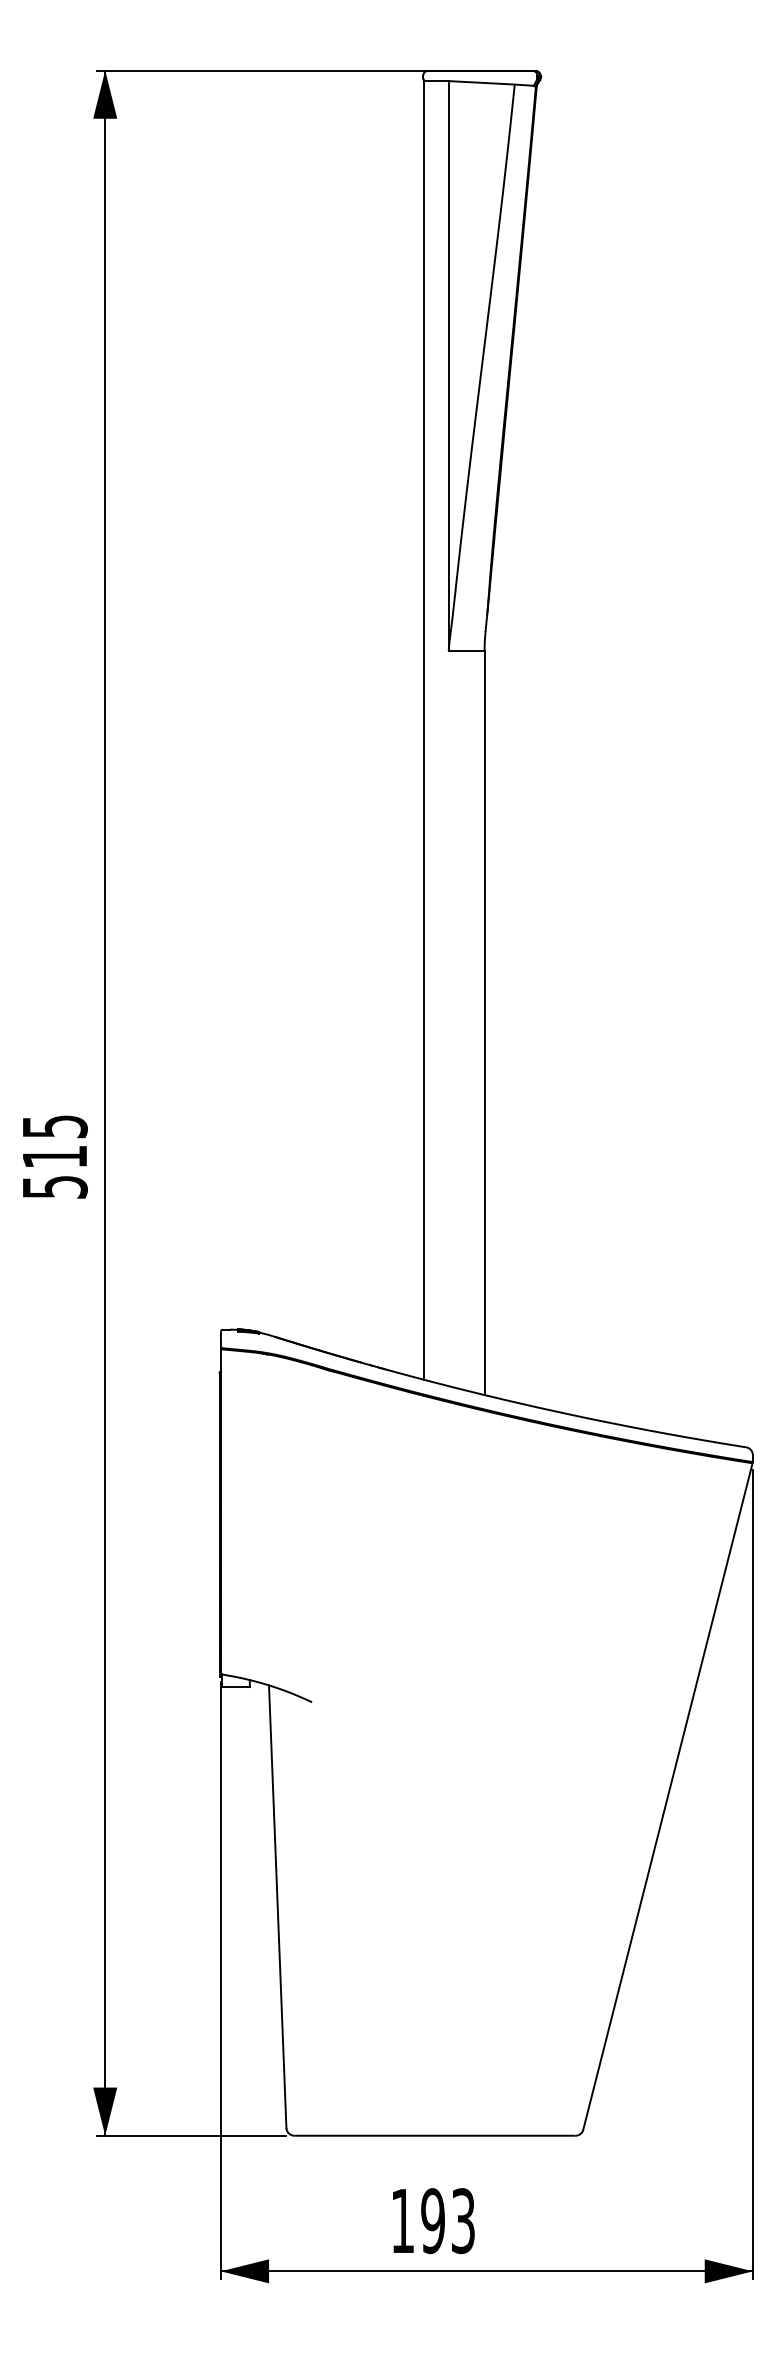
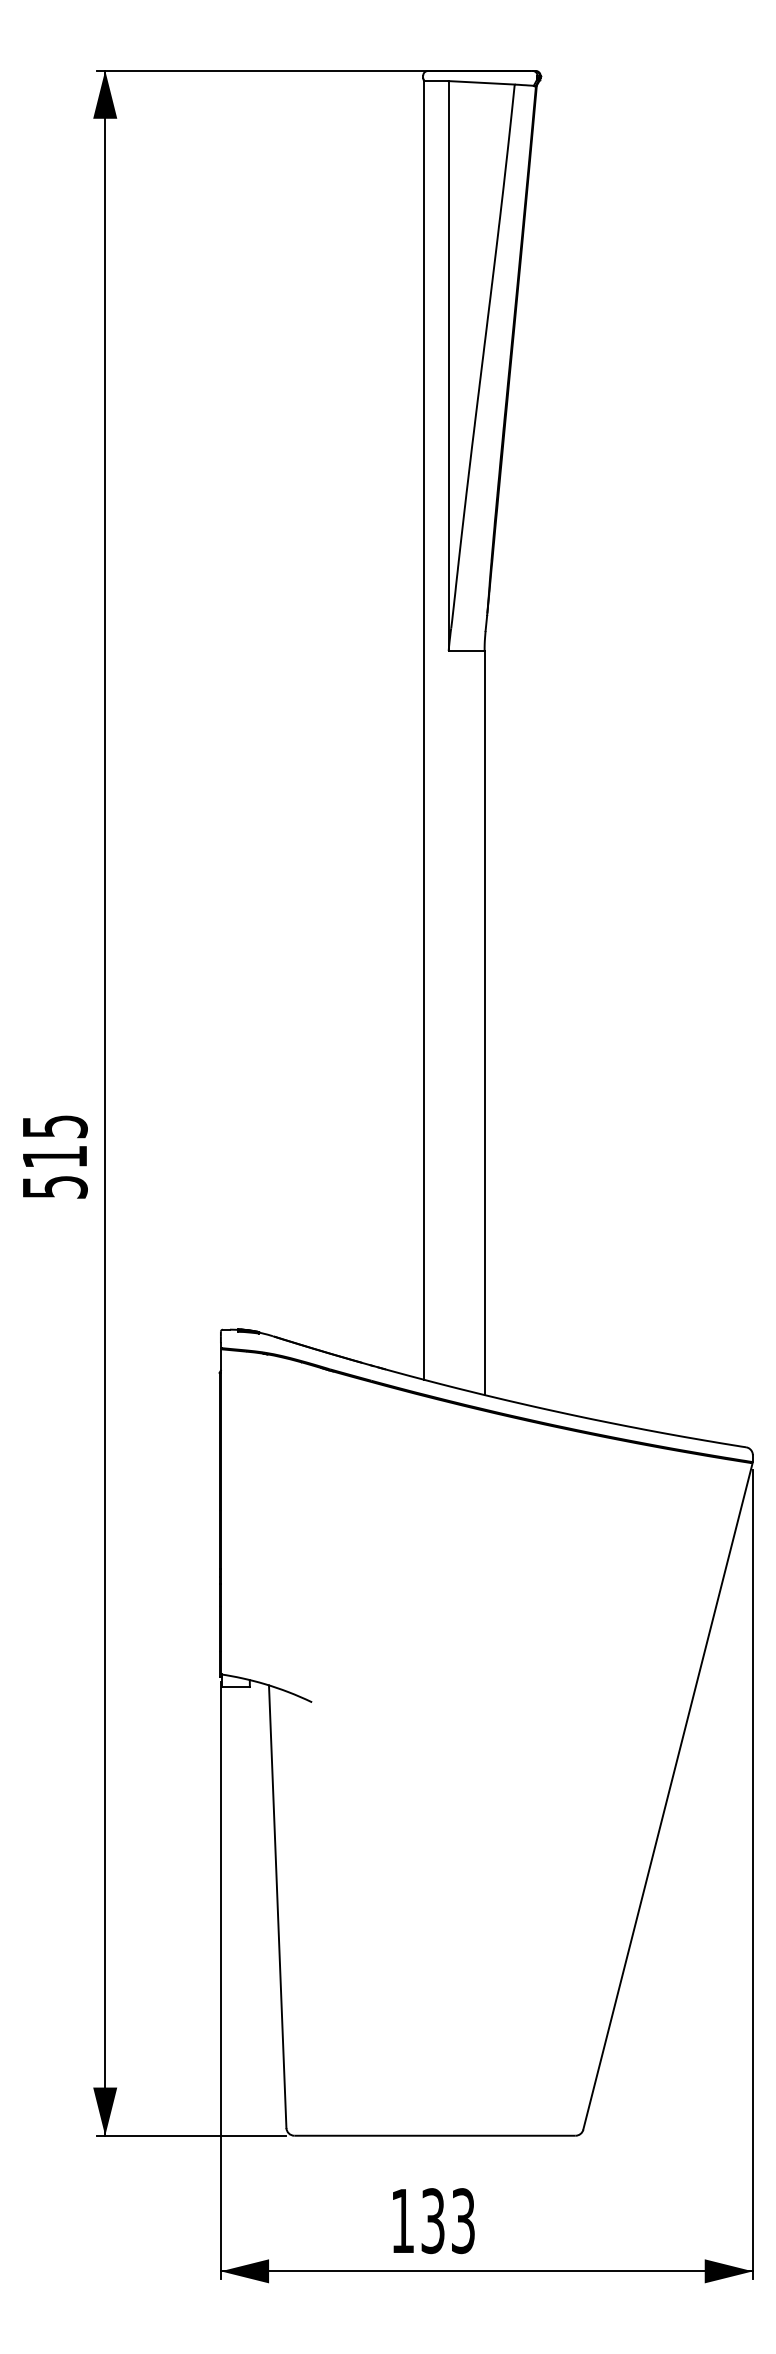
text: 193 -> 133 (432, 2220)
